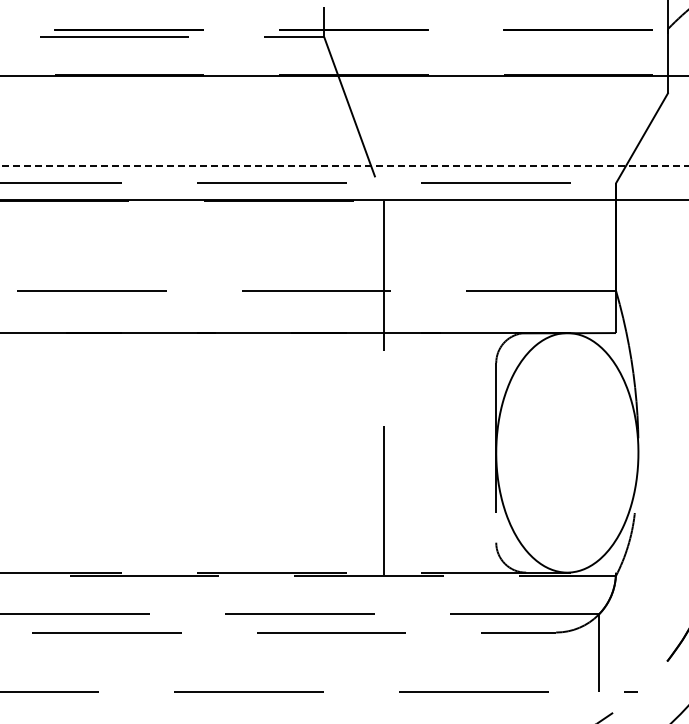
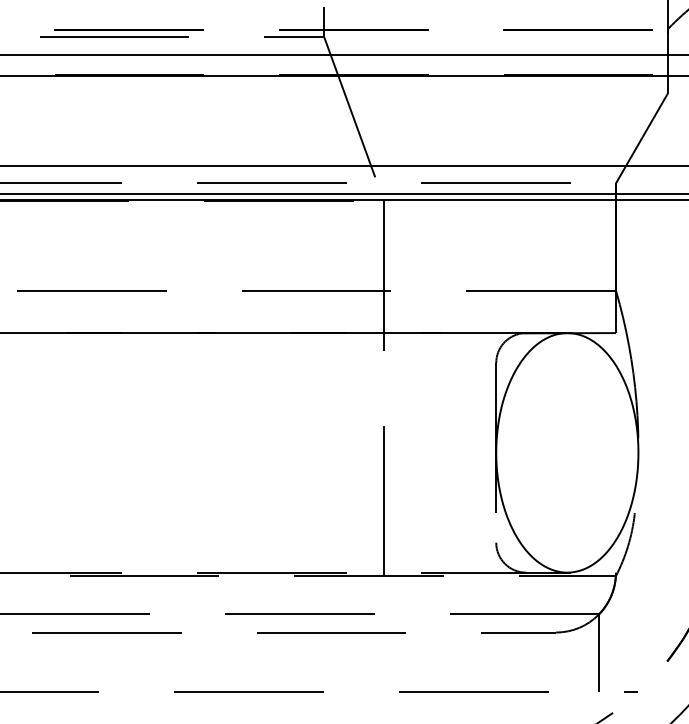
line: none -> present (343, 55)
line: dashed -> solid (344, 166)
line: none -> present (343, 193)
